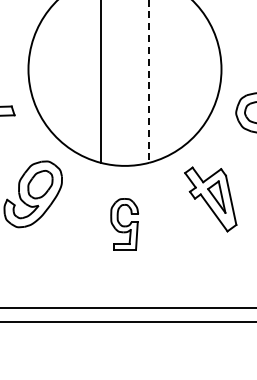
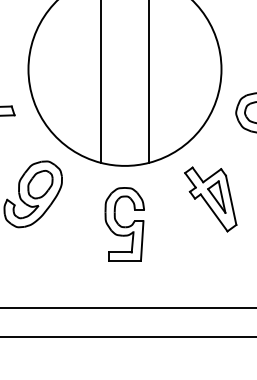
line: dashed -> solid (149, 81)
part size: 30x53 px -> 41x75 px (124, 224)
line position: (127, 322) -> (127, 337) (127, 337)
